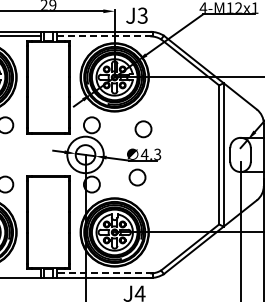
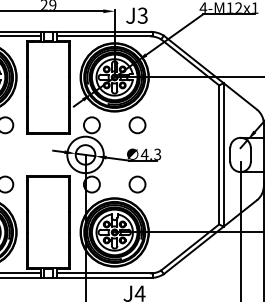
line: dashed -> solid (105, 36)
circle position: (143, 129) -> (137, 125) (137, 125)
circle position: (137, 177) -> (137, 184) (137, 184)
line: none -> present (21, 273)
line: dashed -> solid (104, 273)
